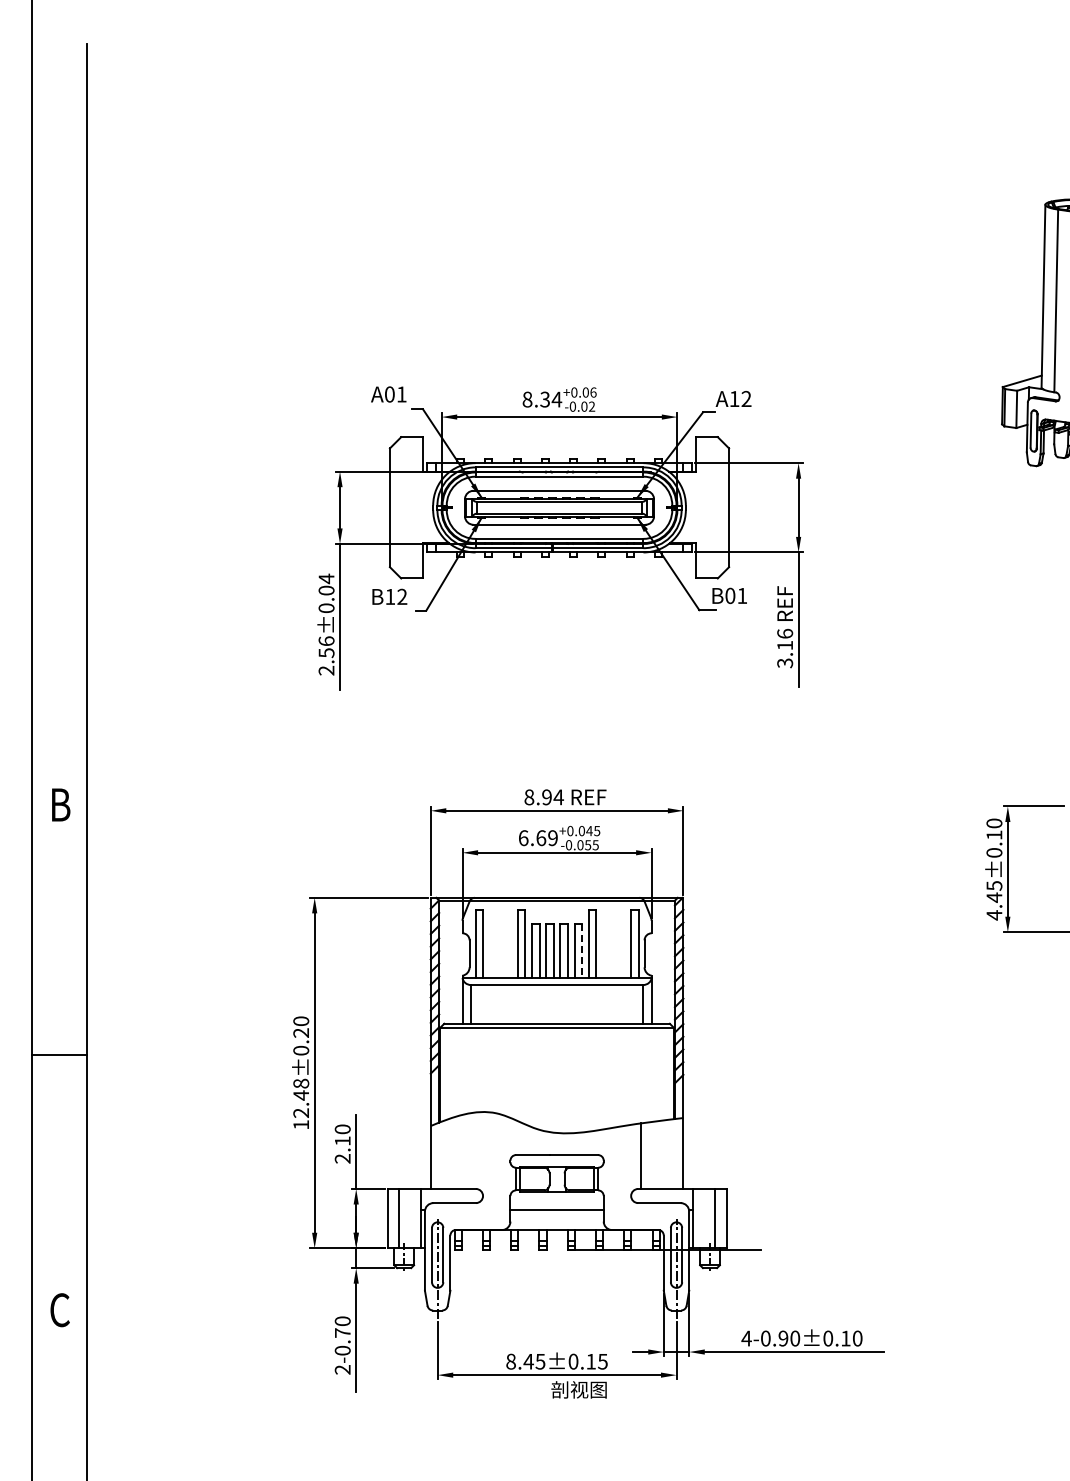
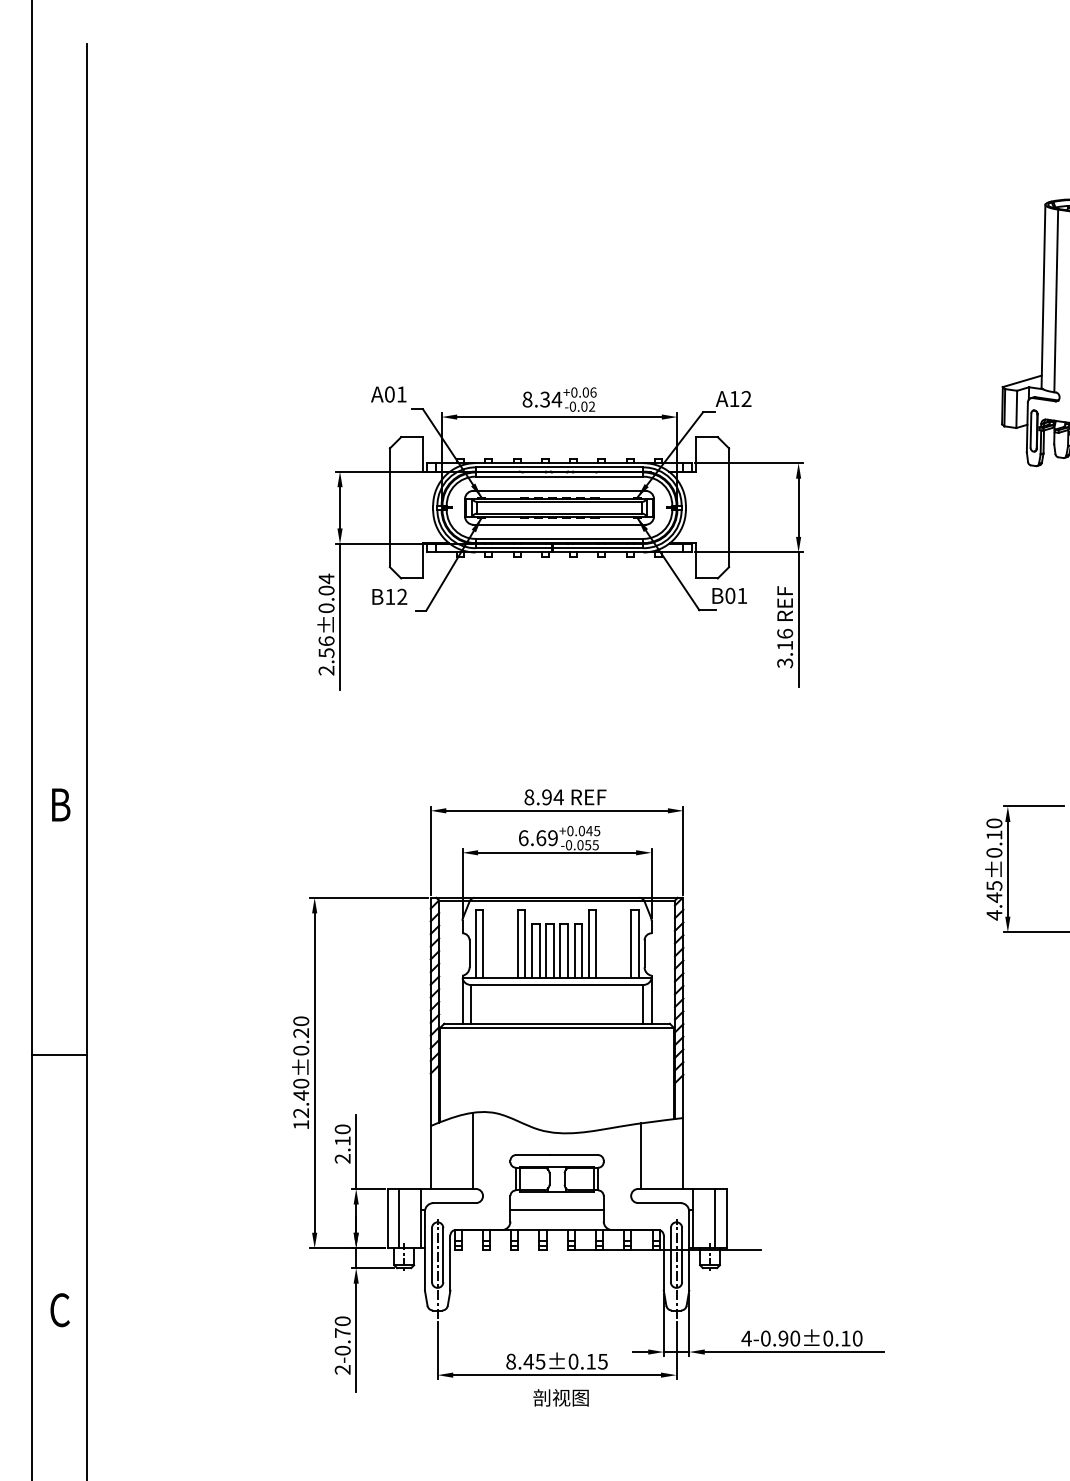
line: dashed -> solid (581, 951)
text: 12.48±0.20 -> 12.40±0.20 (300, 1083)
line: none -> present (473, 1150)
text position: (578, 1389) -> (560, 1397) (560, 1397)
